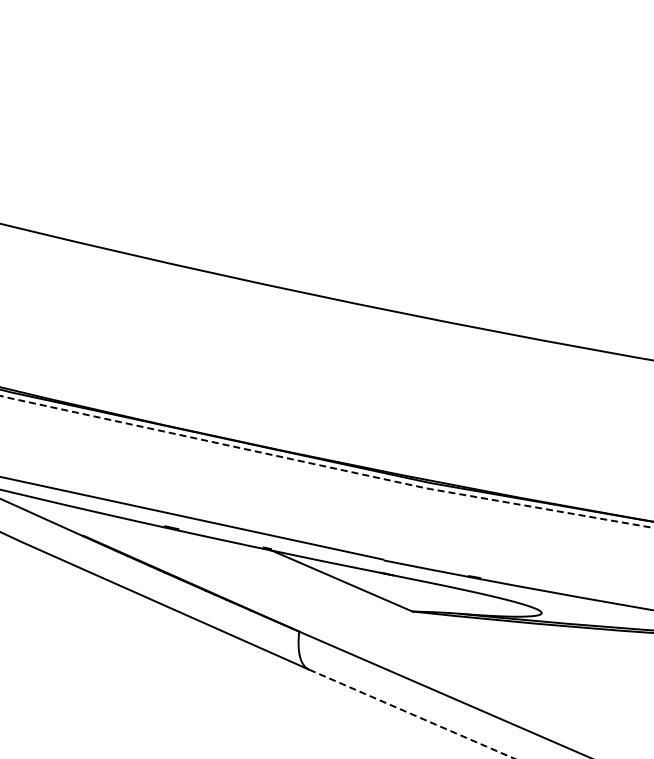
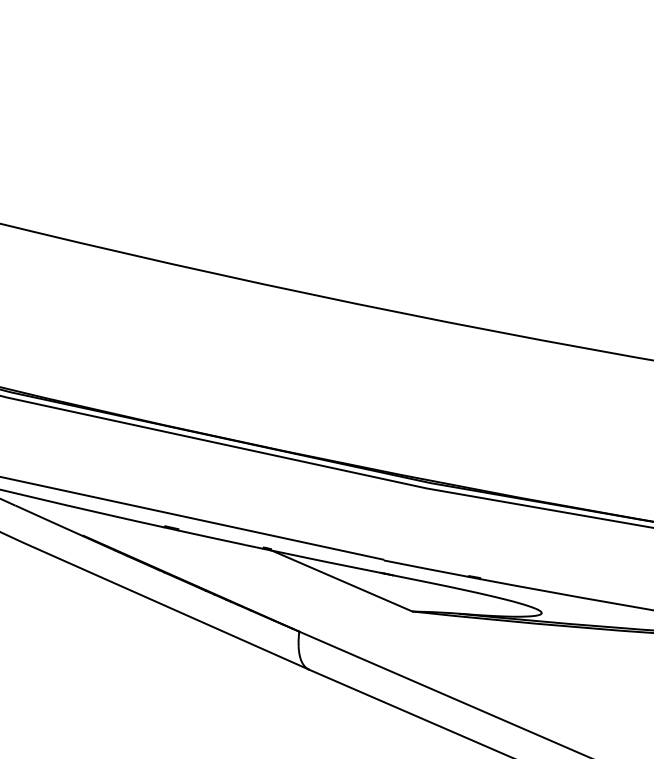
line: dashed -> solid (325, 466)
line: dashed -> solid (411, 714)
